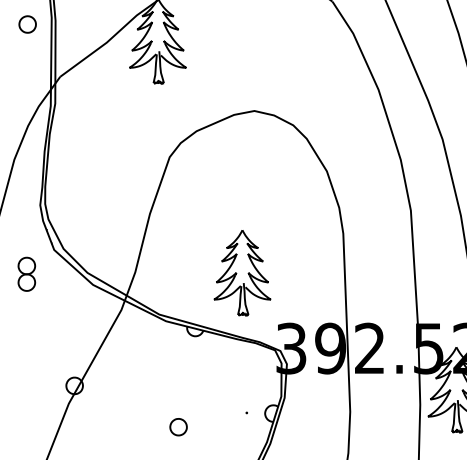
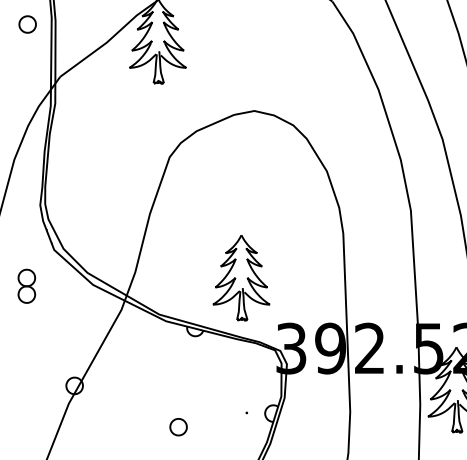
part position: (26, 273) -> (26, 285) (26, 285)
part position: (242, 273) -> (241, 278) (241, 278)
